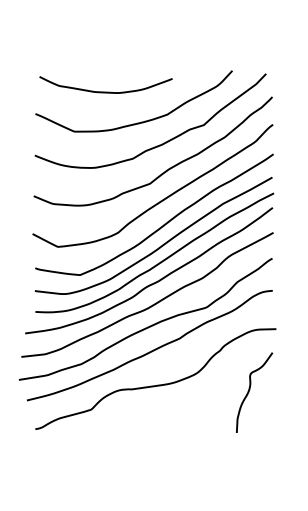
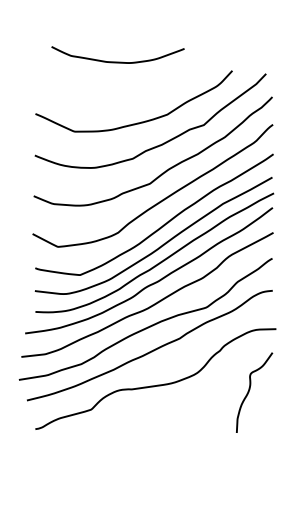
curve position: (105, 91) -> (117, 61) (117, 61)
